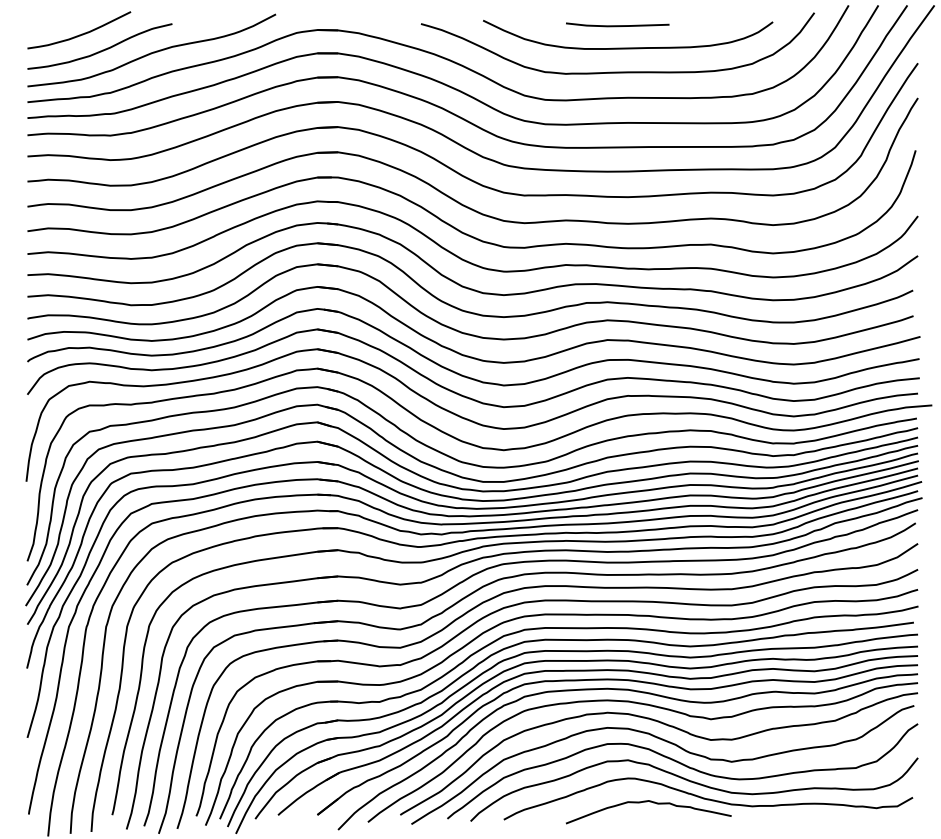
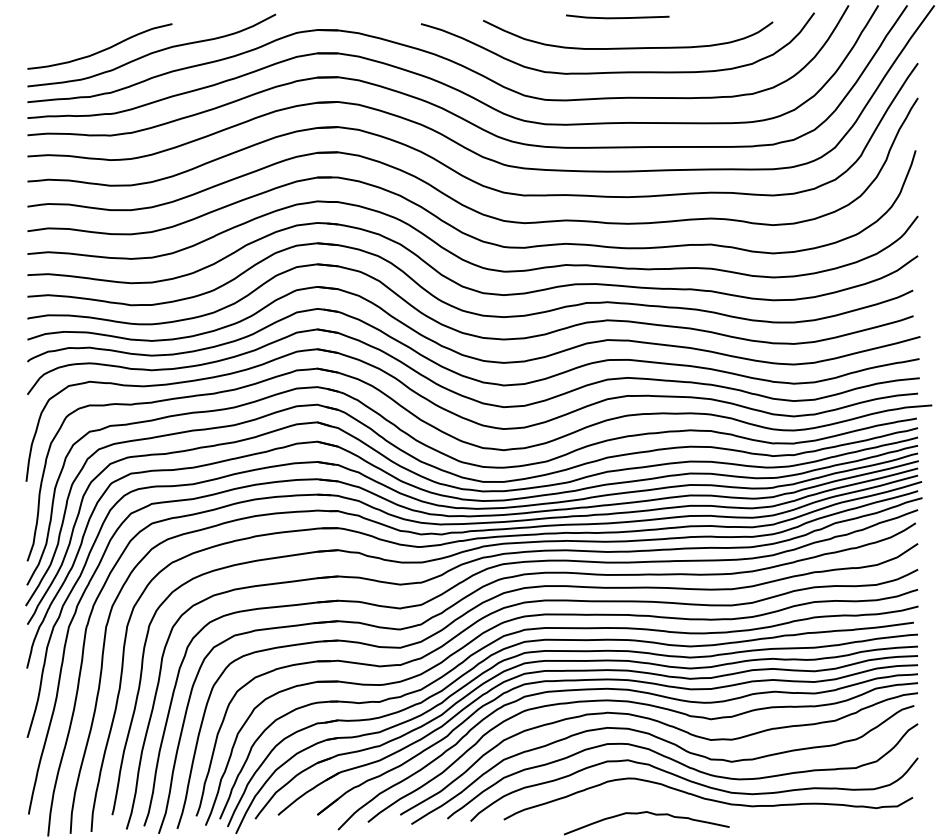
line position: (617, 25) -> (617, 17) (617, 17)
curve: present -> none (81, 33)
curve position: (647, 802) -> (645, 813) (645, 813)
